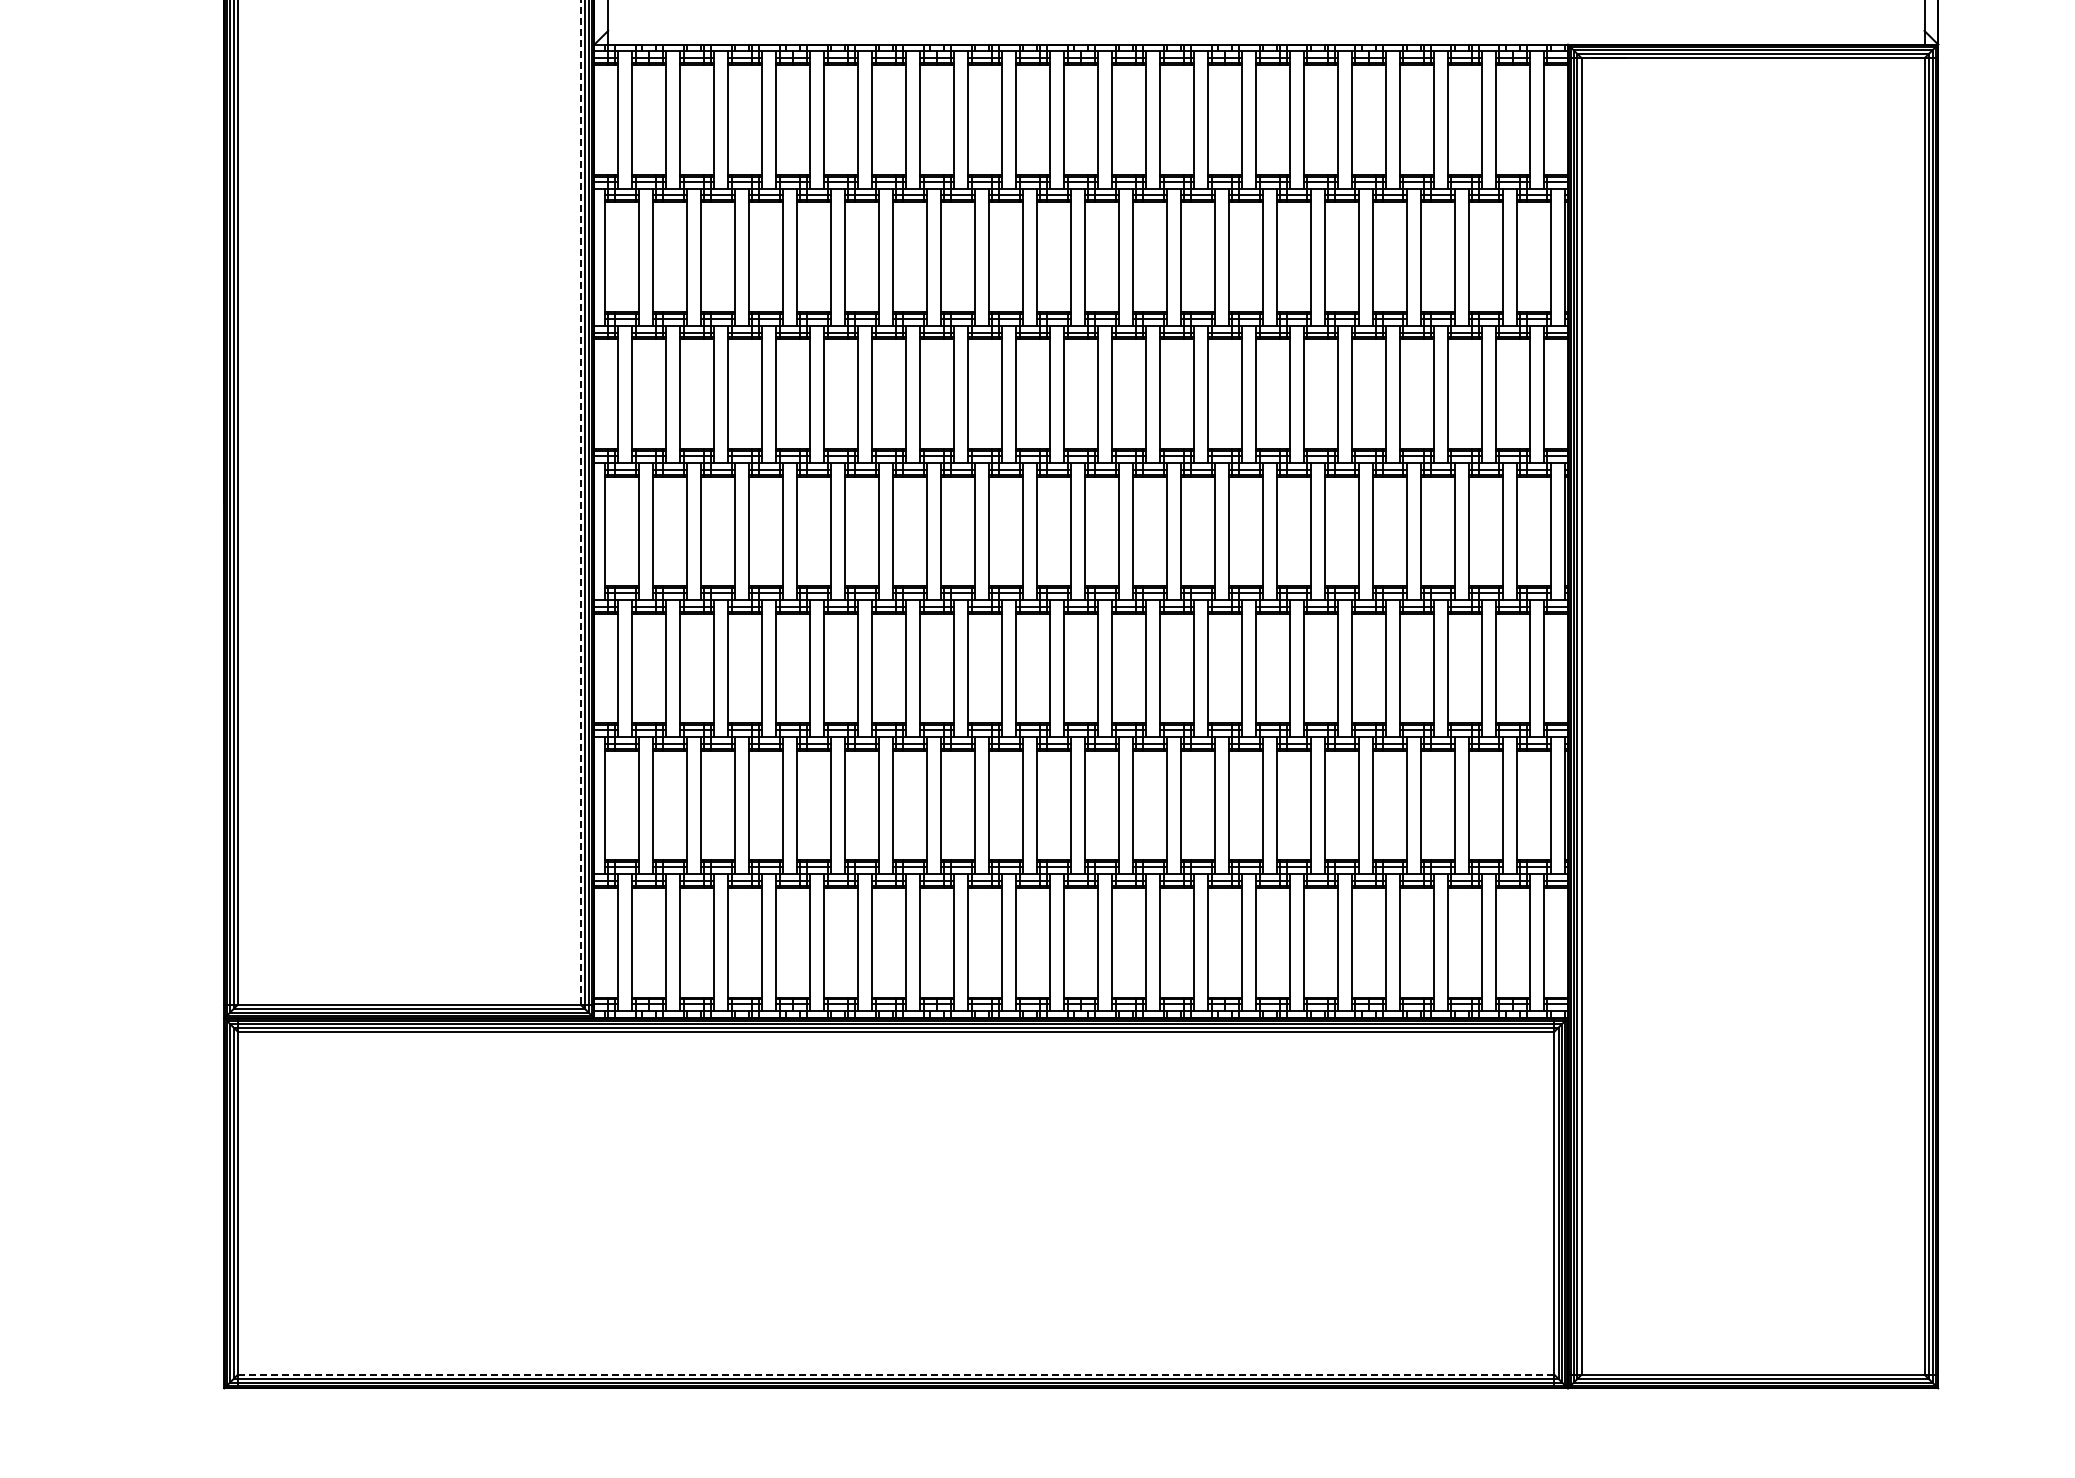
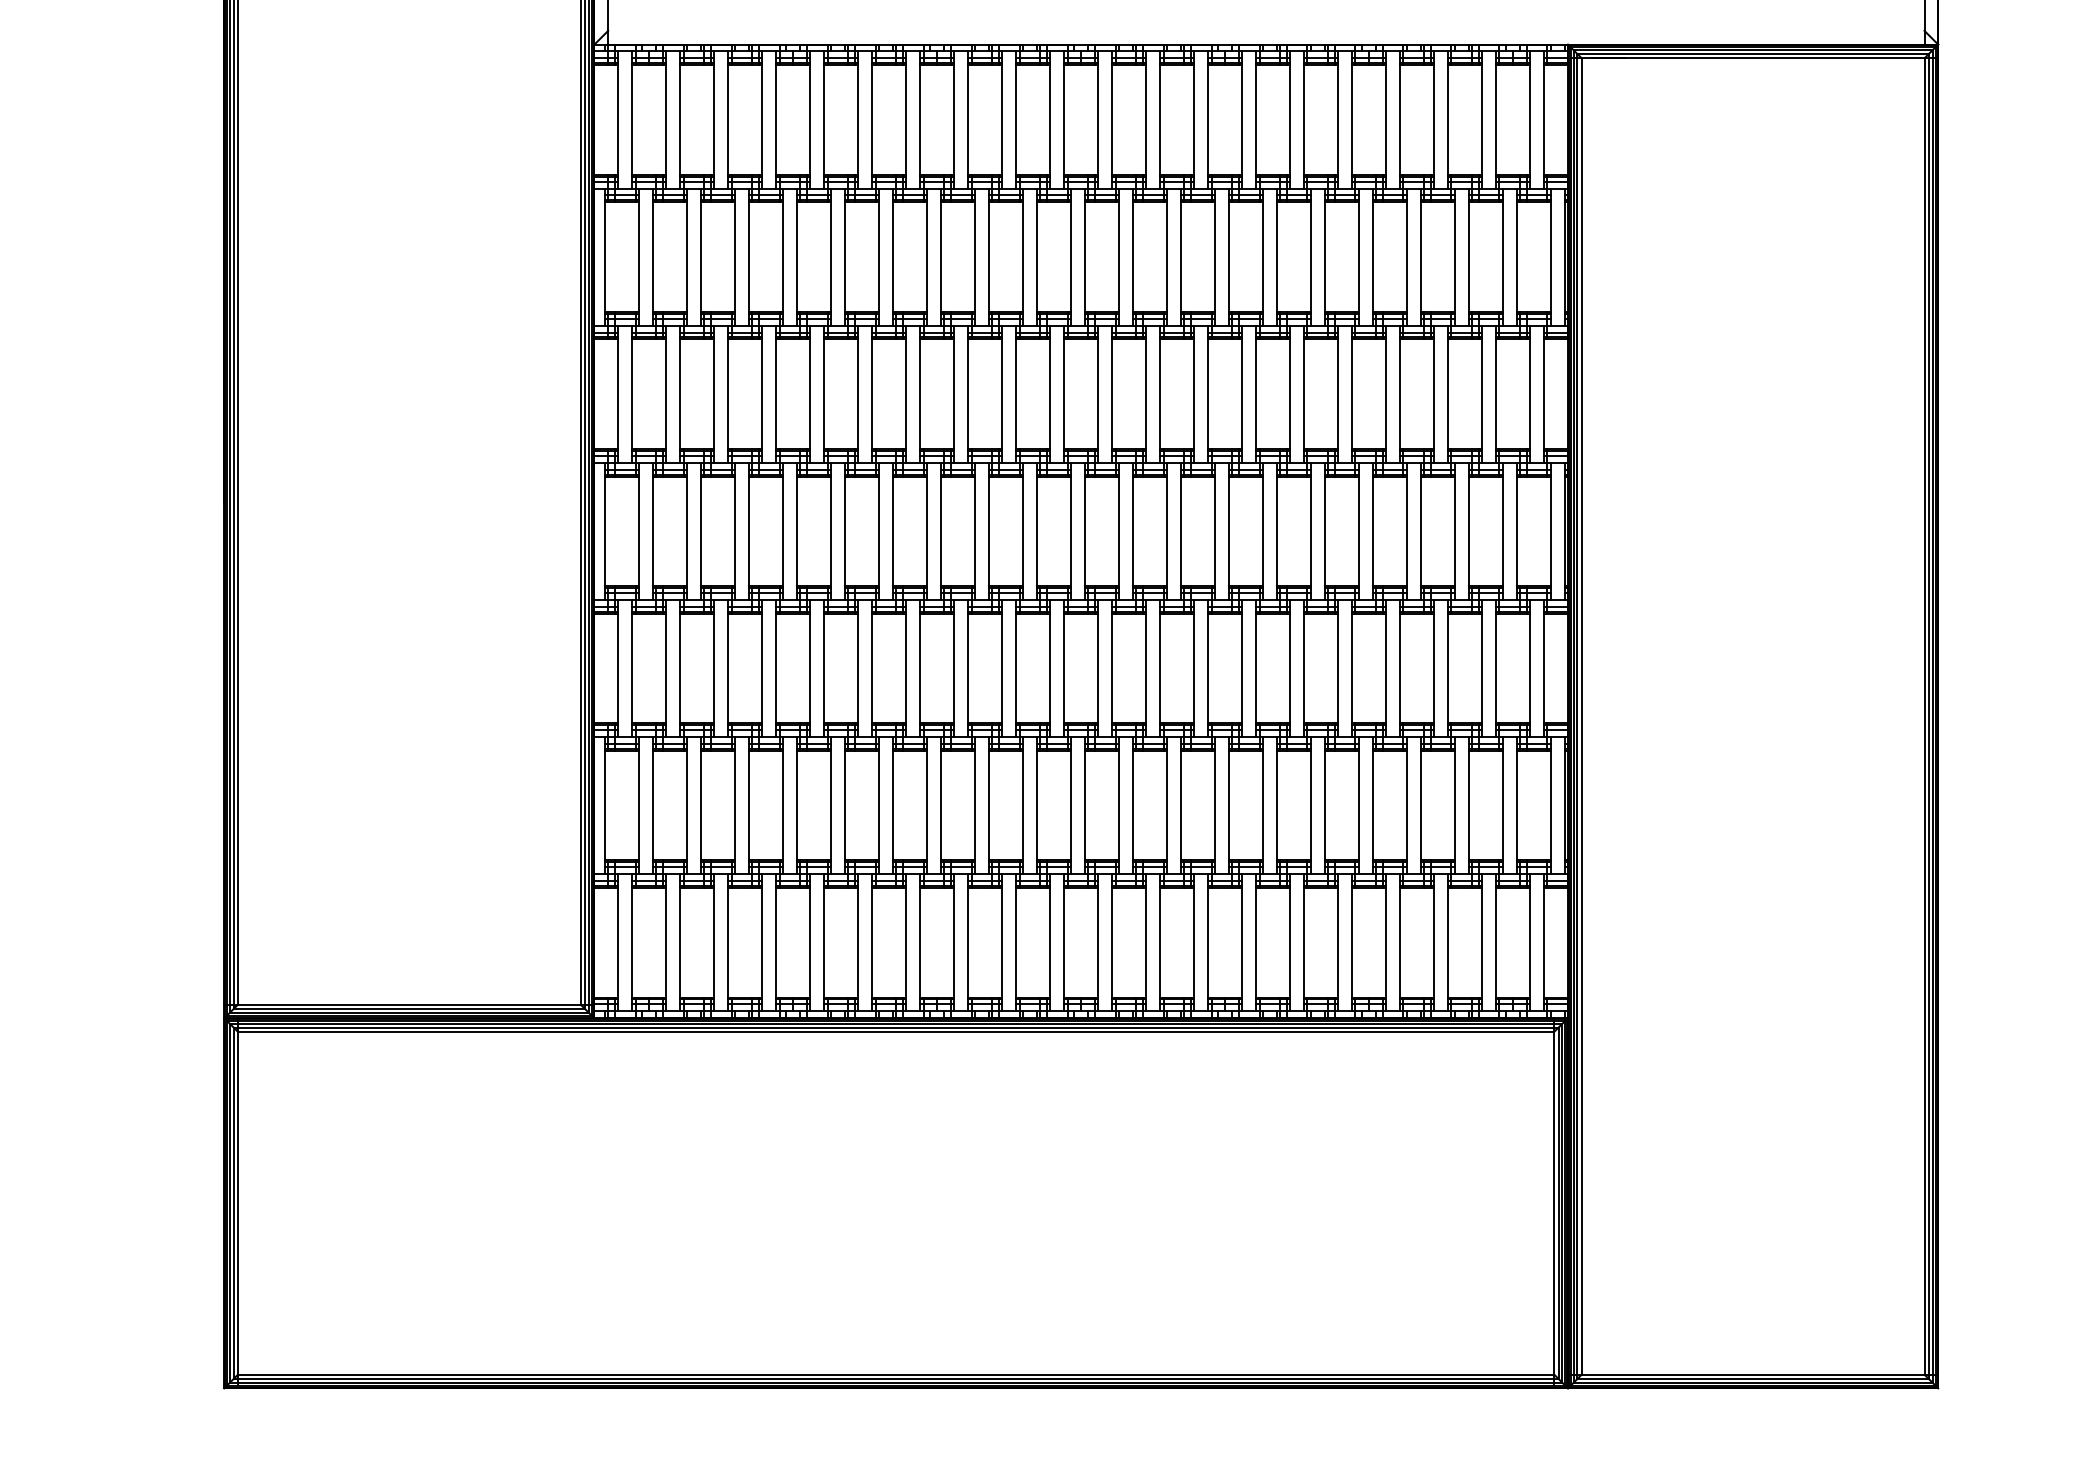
line: dashed -> solid (580, 502)
line: dashed -> solid (896, 1374)
